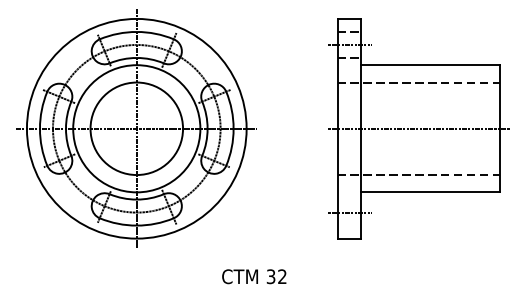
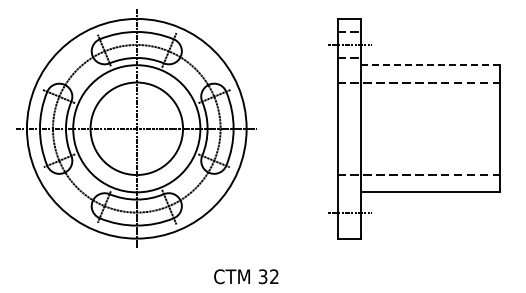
line: solid -> dashed (430, 65)
line: present -> none (419, 128)
text position: (254, 276) -> (246, 276) (246, 276)
